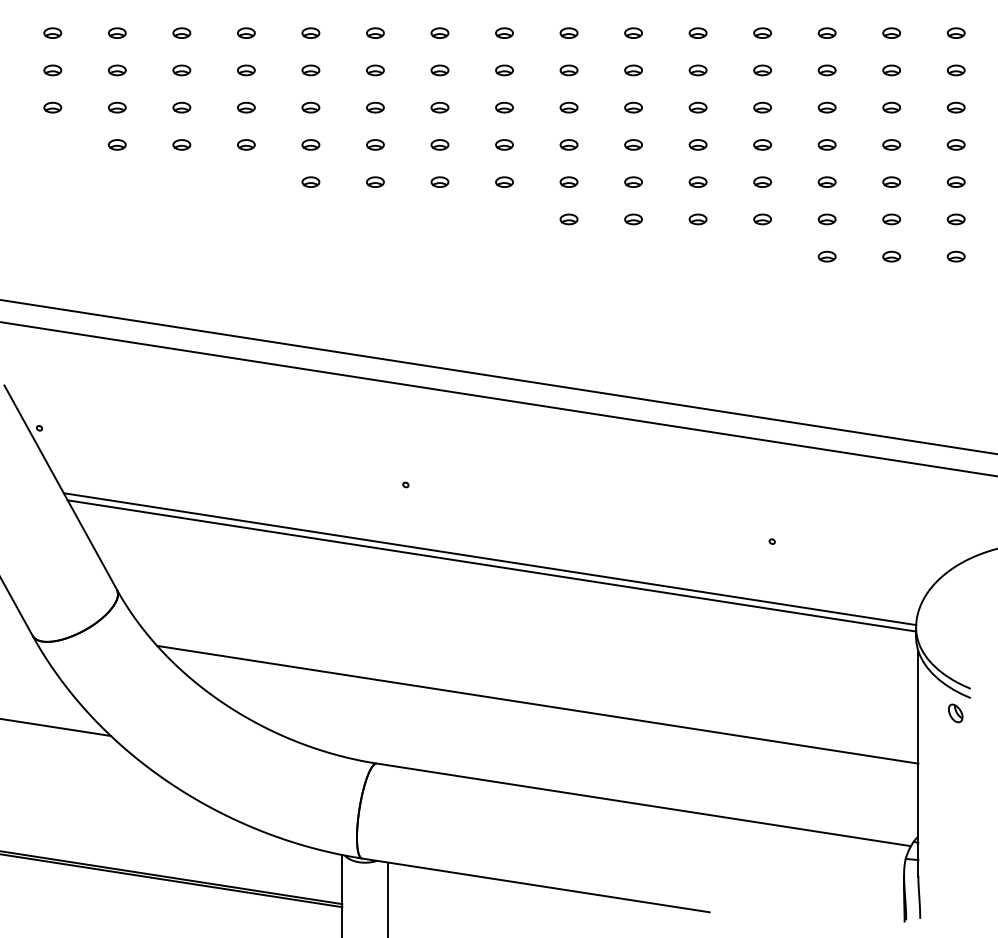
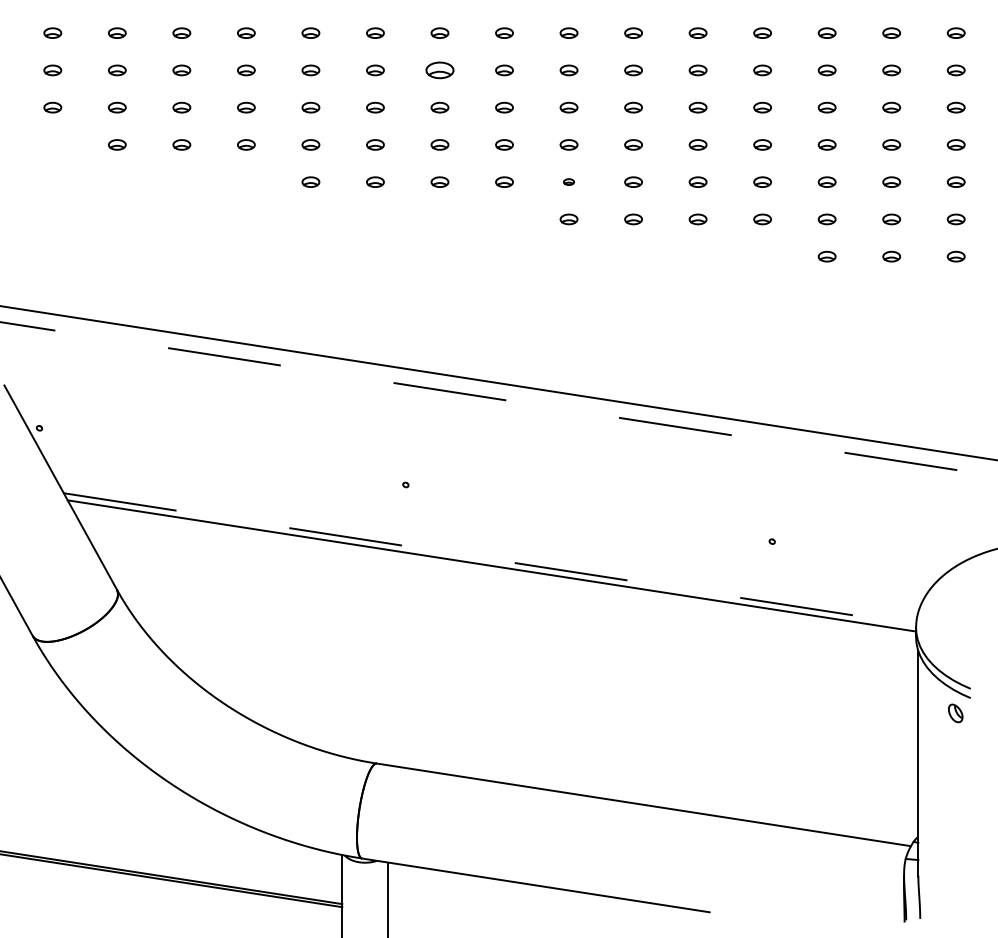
part size: 20x13 px -> 30x19 px (439, 70)
part size: 20x12 px -> 12x8 px (568, 181)
line position: (498, 376) -> (498, 382) (498, 382)
line: solid -> dashed (499, 399)
line: solid -> dashed (490, 559)
line: present -> none (537, 704)
line: present -> none (56, 727)
